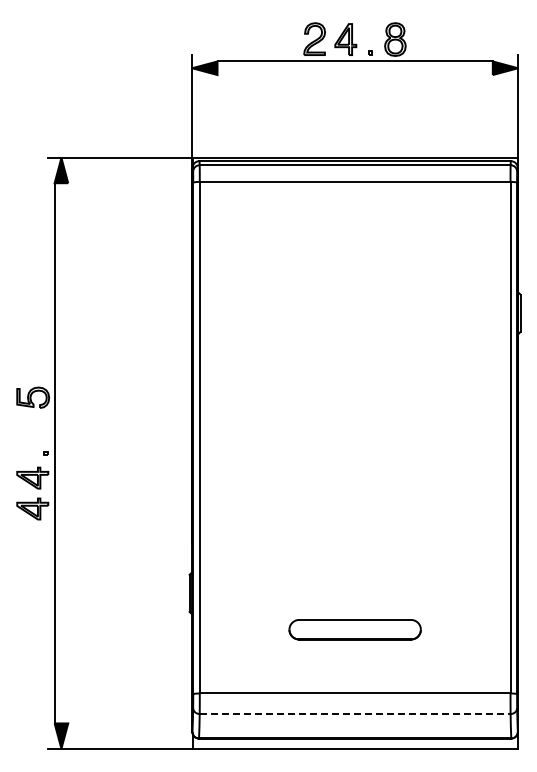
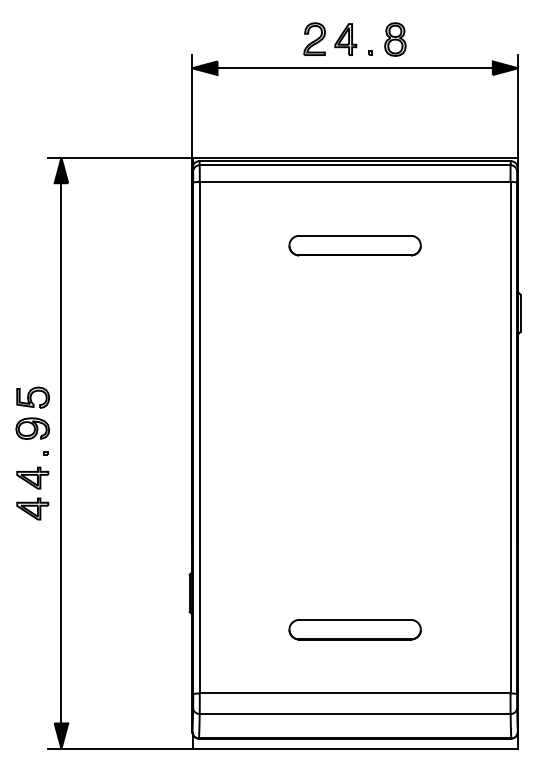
line position: (354, 61) -> (354, 68) (354, 68)
part: none -> present (354, 245)
part: none -> present (32, 428)
line position: (55, 453) -> (61, 453) (61, 453)
line: dashed -> solid (355, 714)
